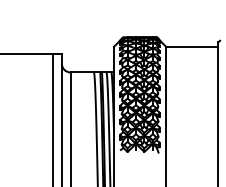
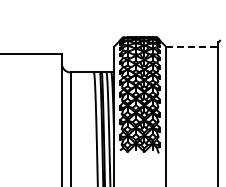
line: solid -> dashed (192, 46)
line: present -> none (53, 118)
